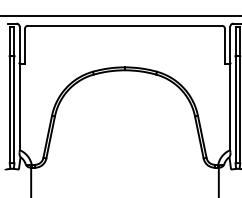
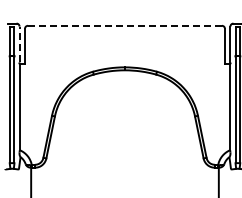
line: present -> none (120, 16)
line: solid -> dashed (125, 25)
line: solid -> dashed (19, 44)
